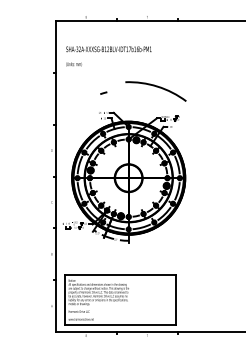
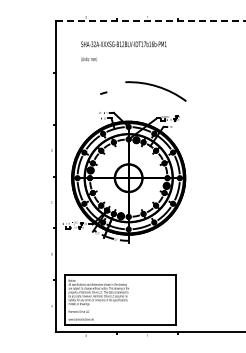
line: solid -> dashed (150, 21)
text position: (108, 56) -> (123, 51) (123, 51)
